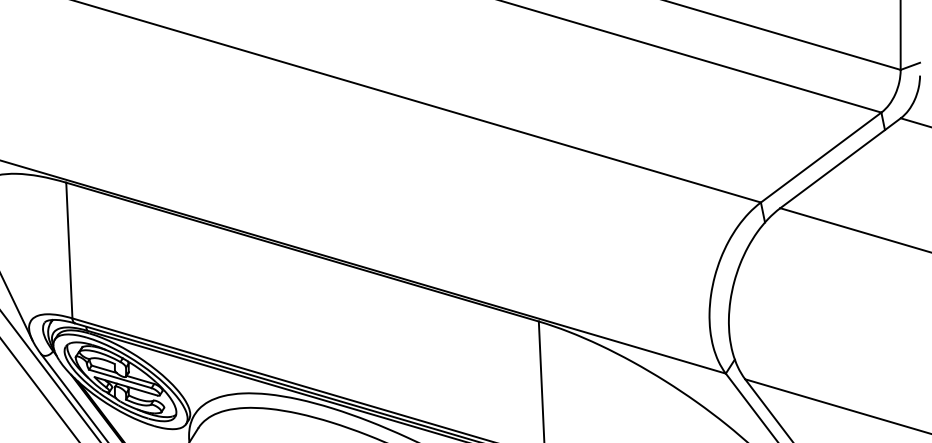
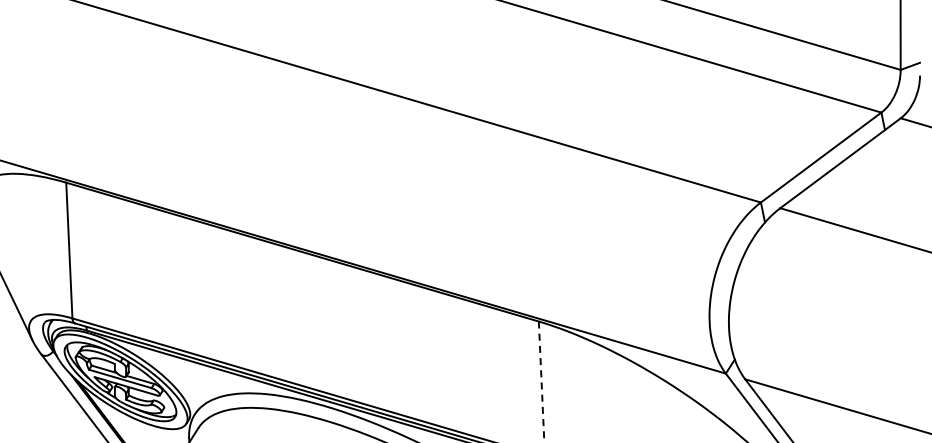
line: present -> none (50, 376)
line: solid -> dashed (541, 382)
line: present -> none (39, 389)
